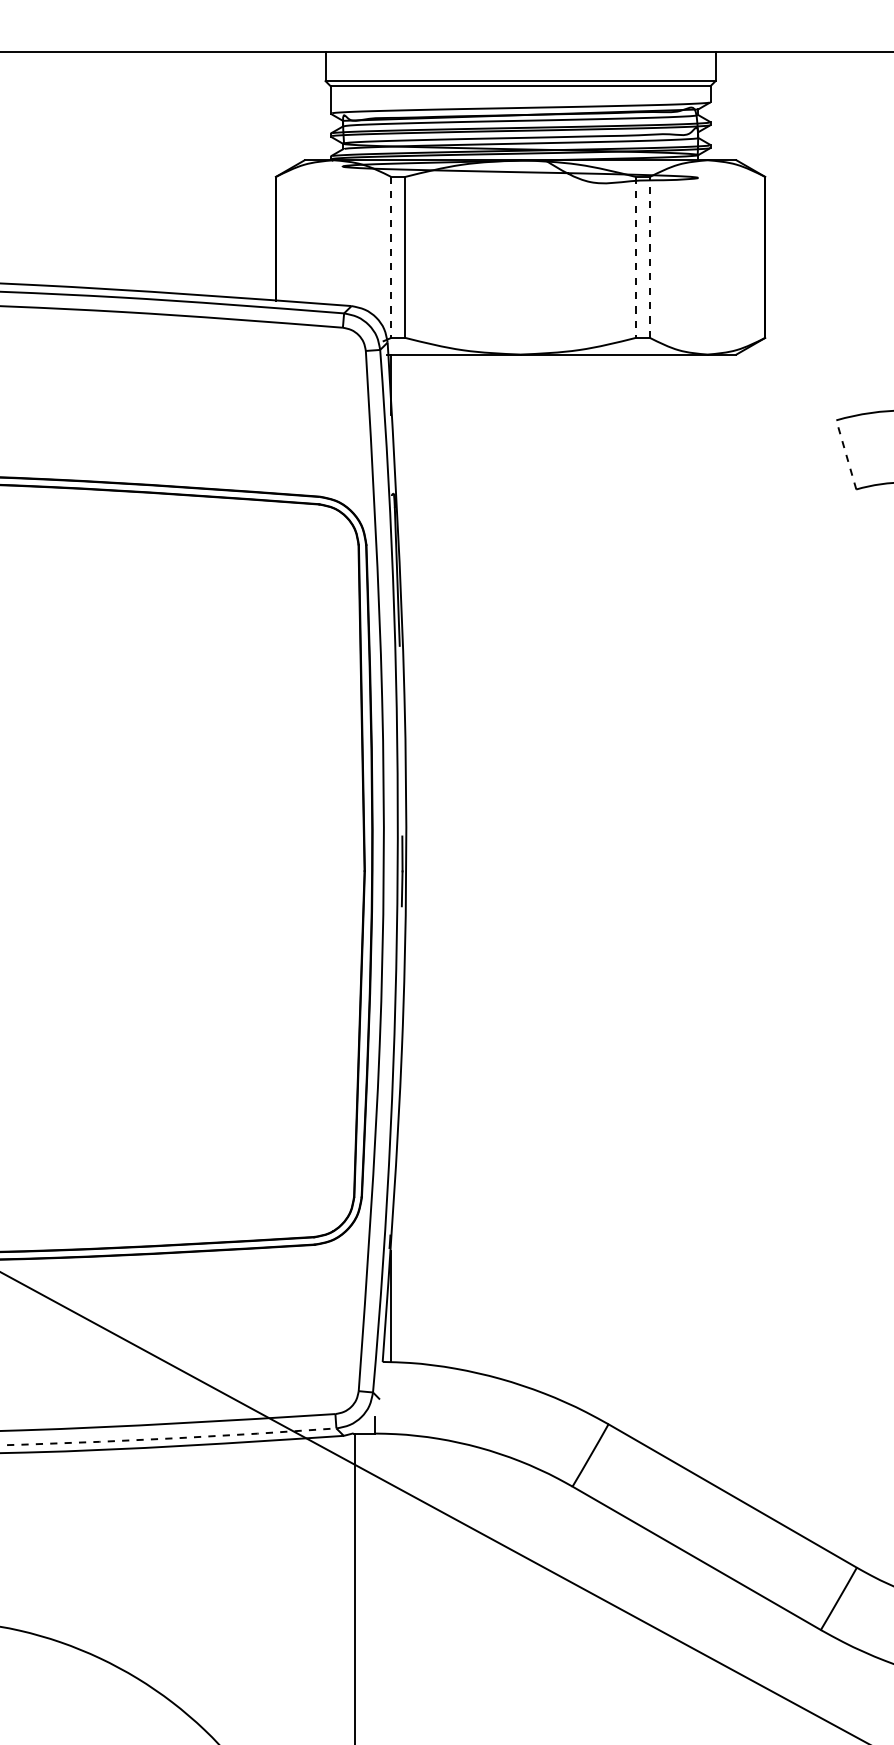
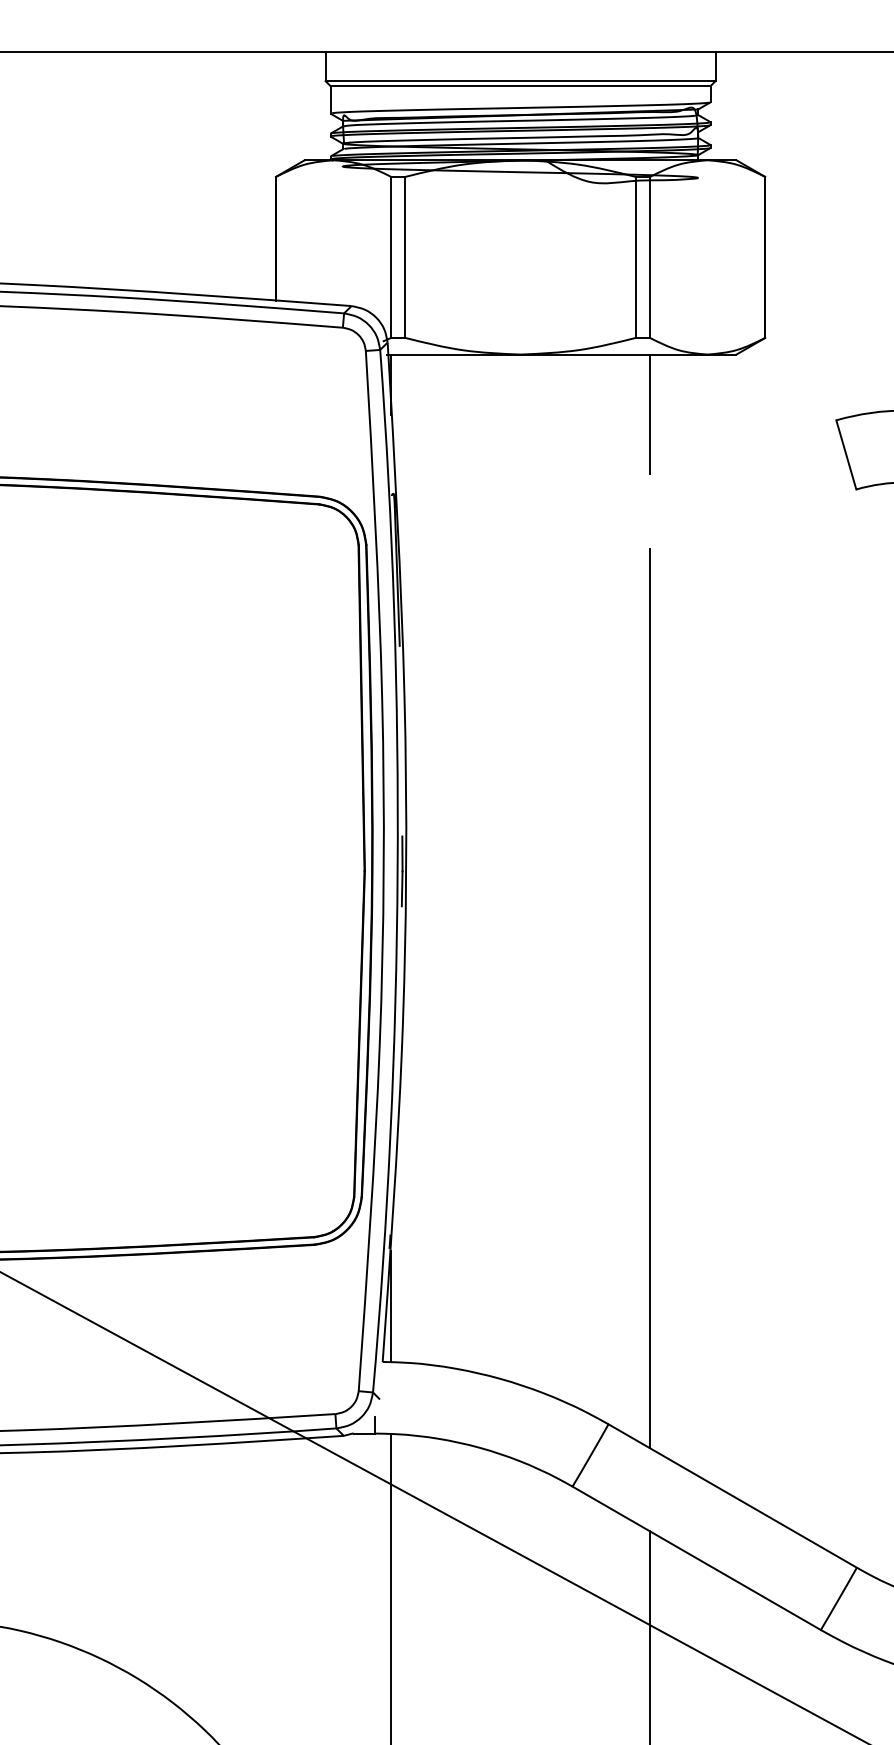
line: dashed -> solid (391, 257)
line: dashed -> solid (635, 257)
line: dashed -> solid (650, 257)
line: none -> present (650, 414)
line: dashed -> solid (846, 454)
line: none -> present (650, 998)
arc: dashed -> solid (168, 1438)
line position: (355, 1587) -> (391, 1587) (391, 1587)
line: none -> present (650, 1636)
